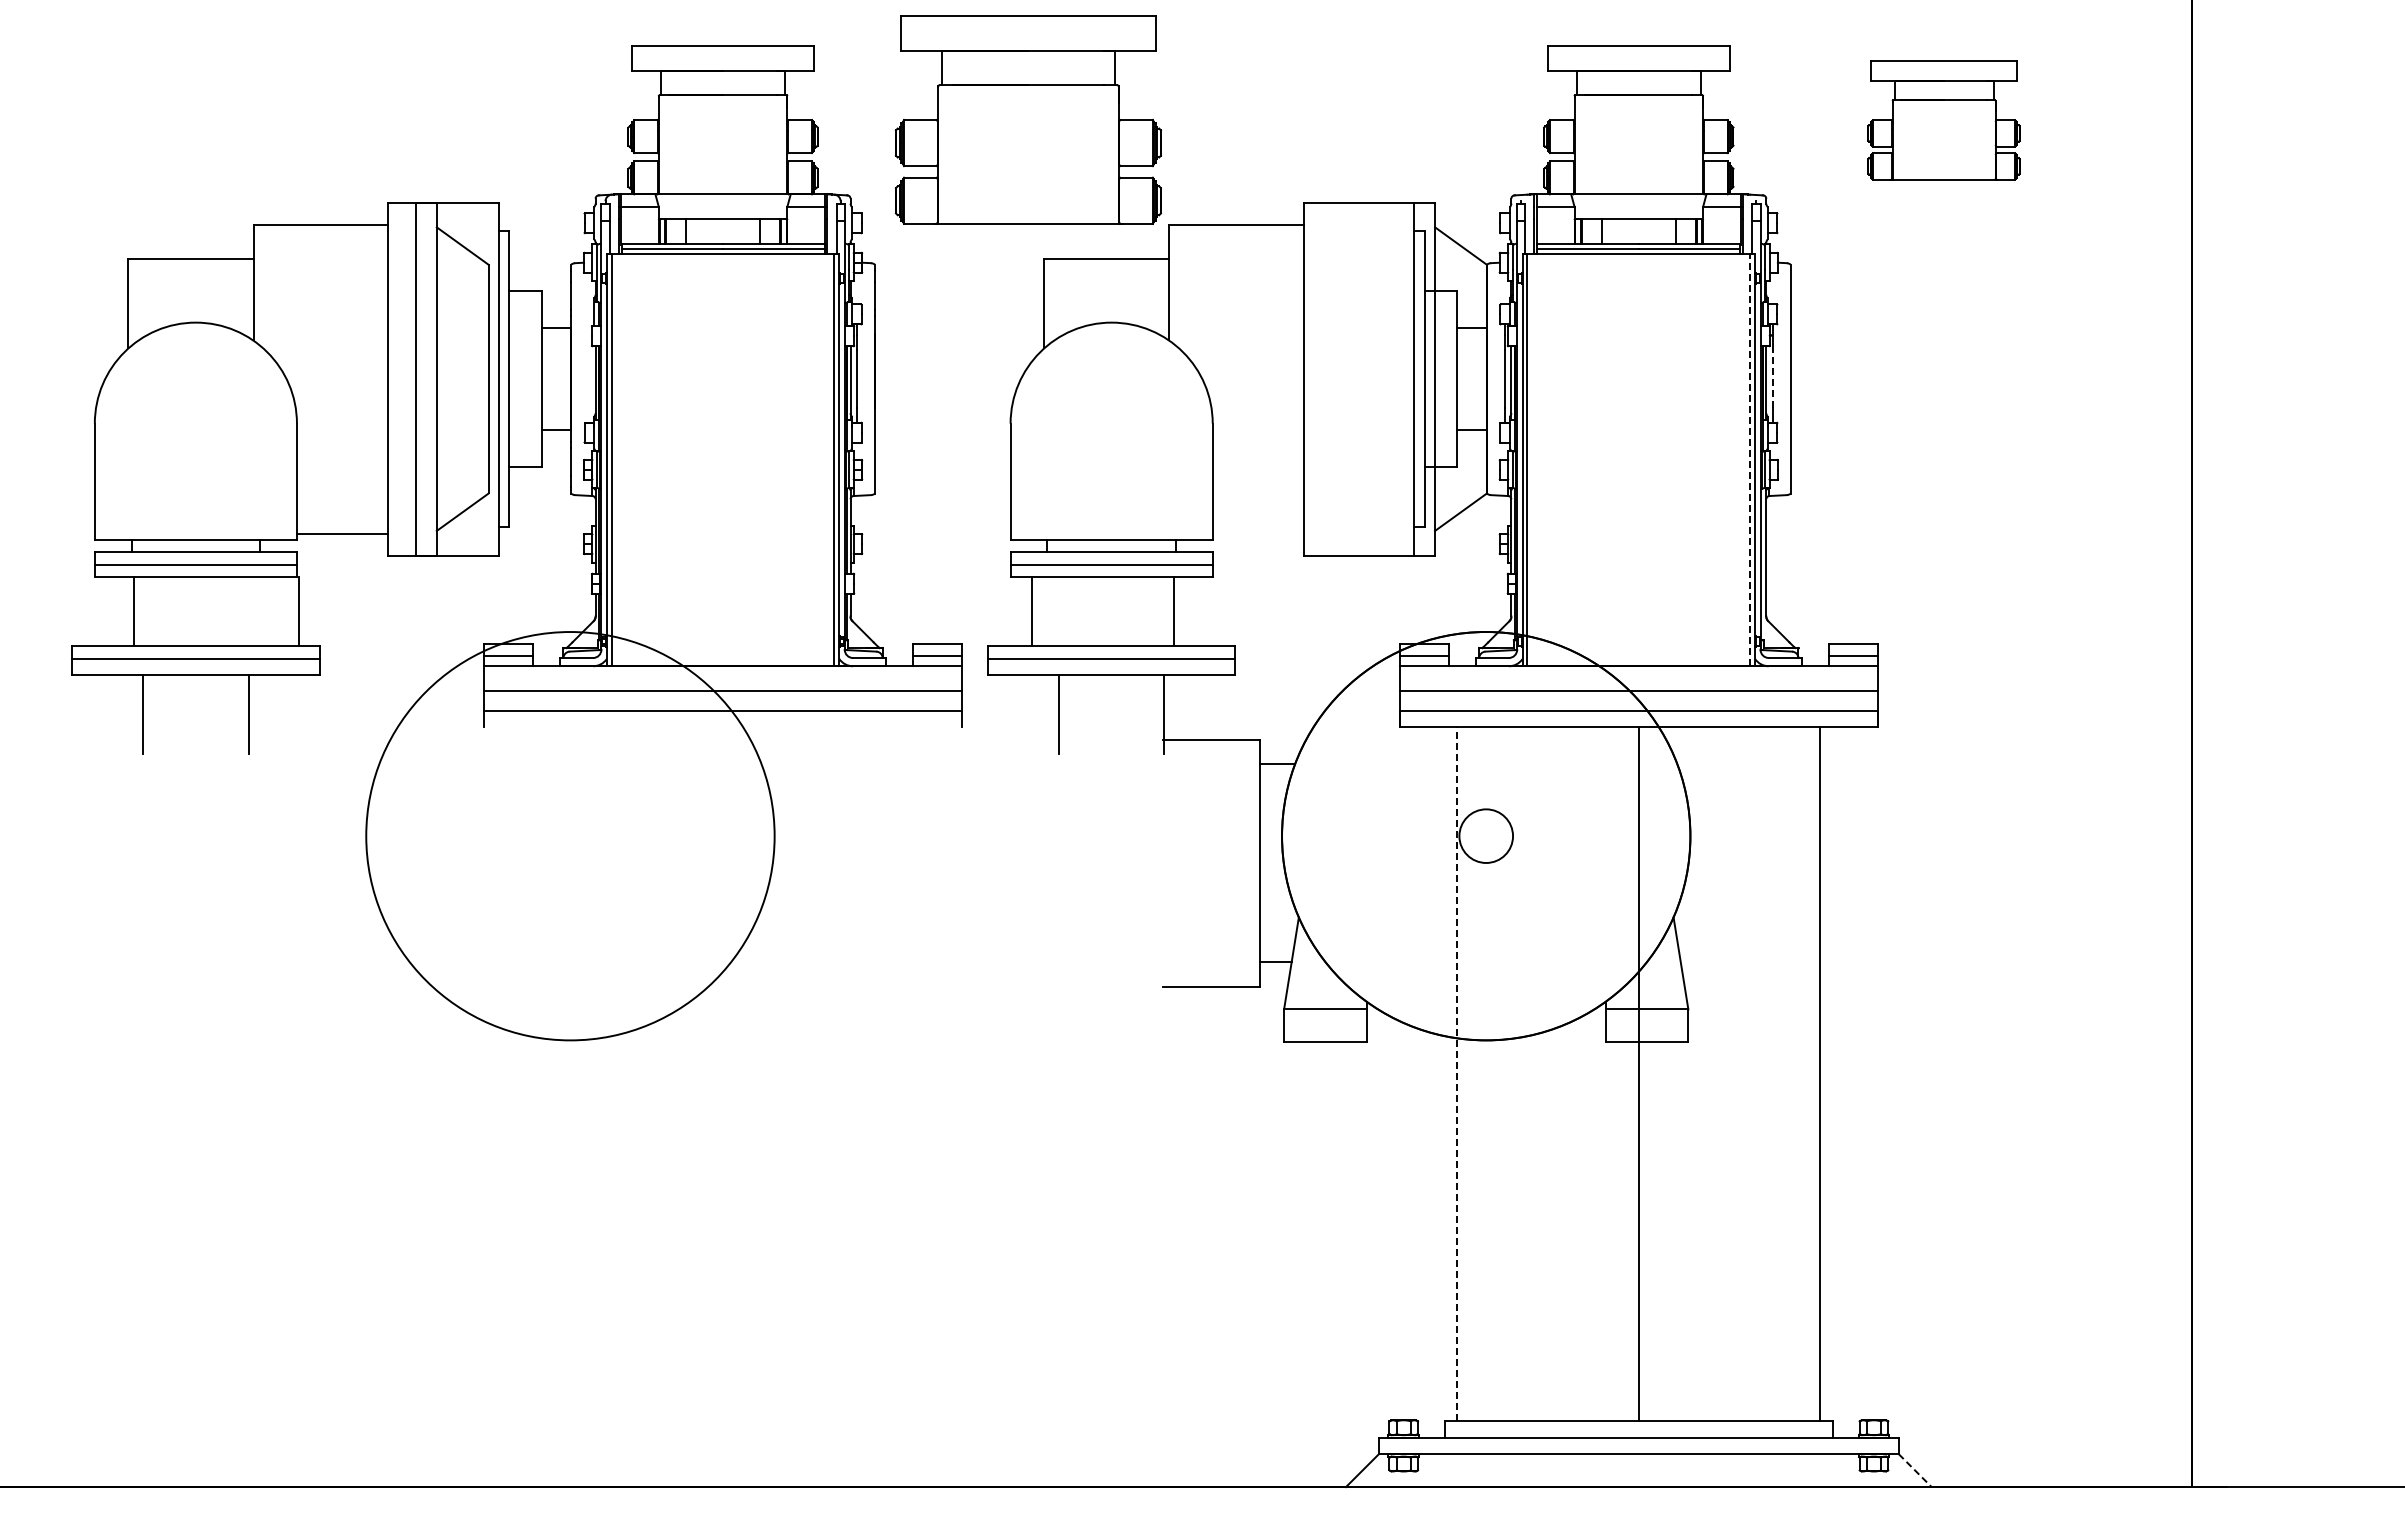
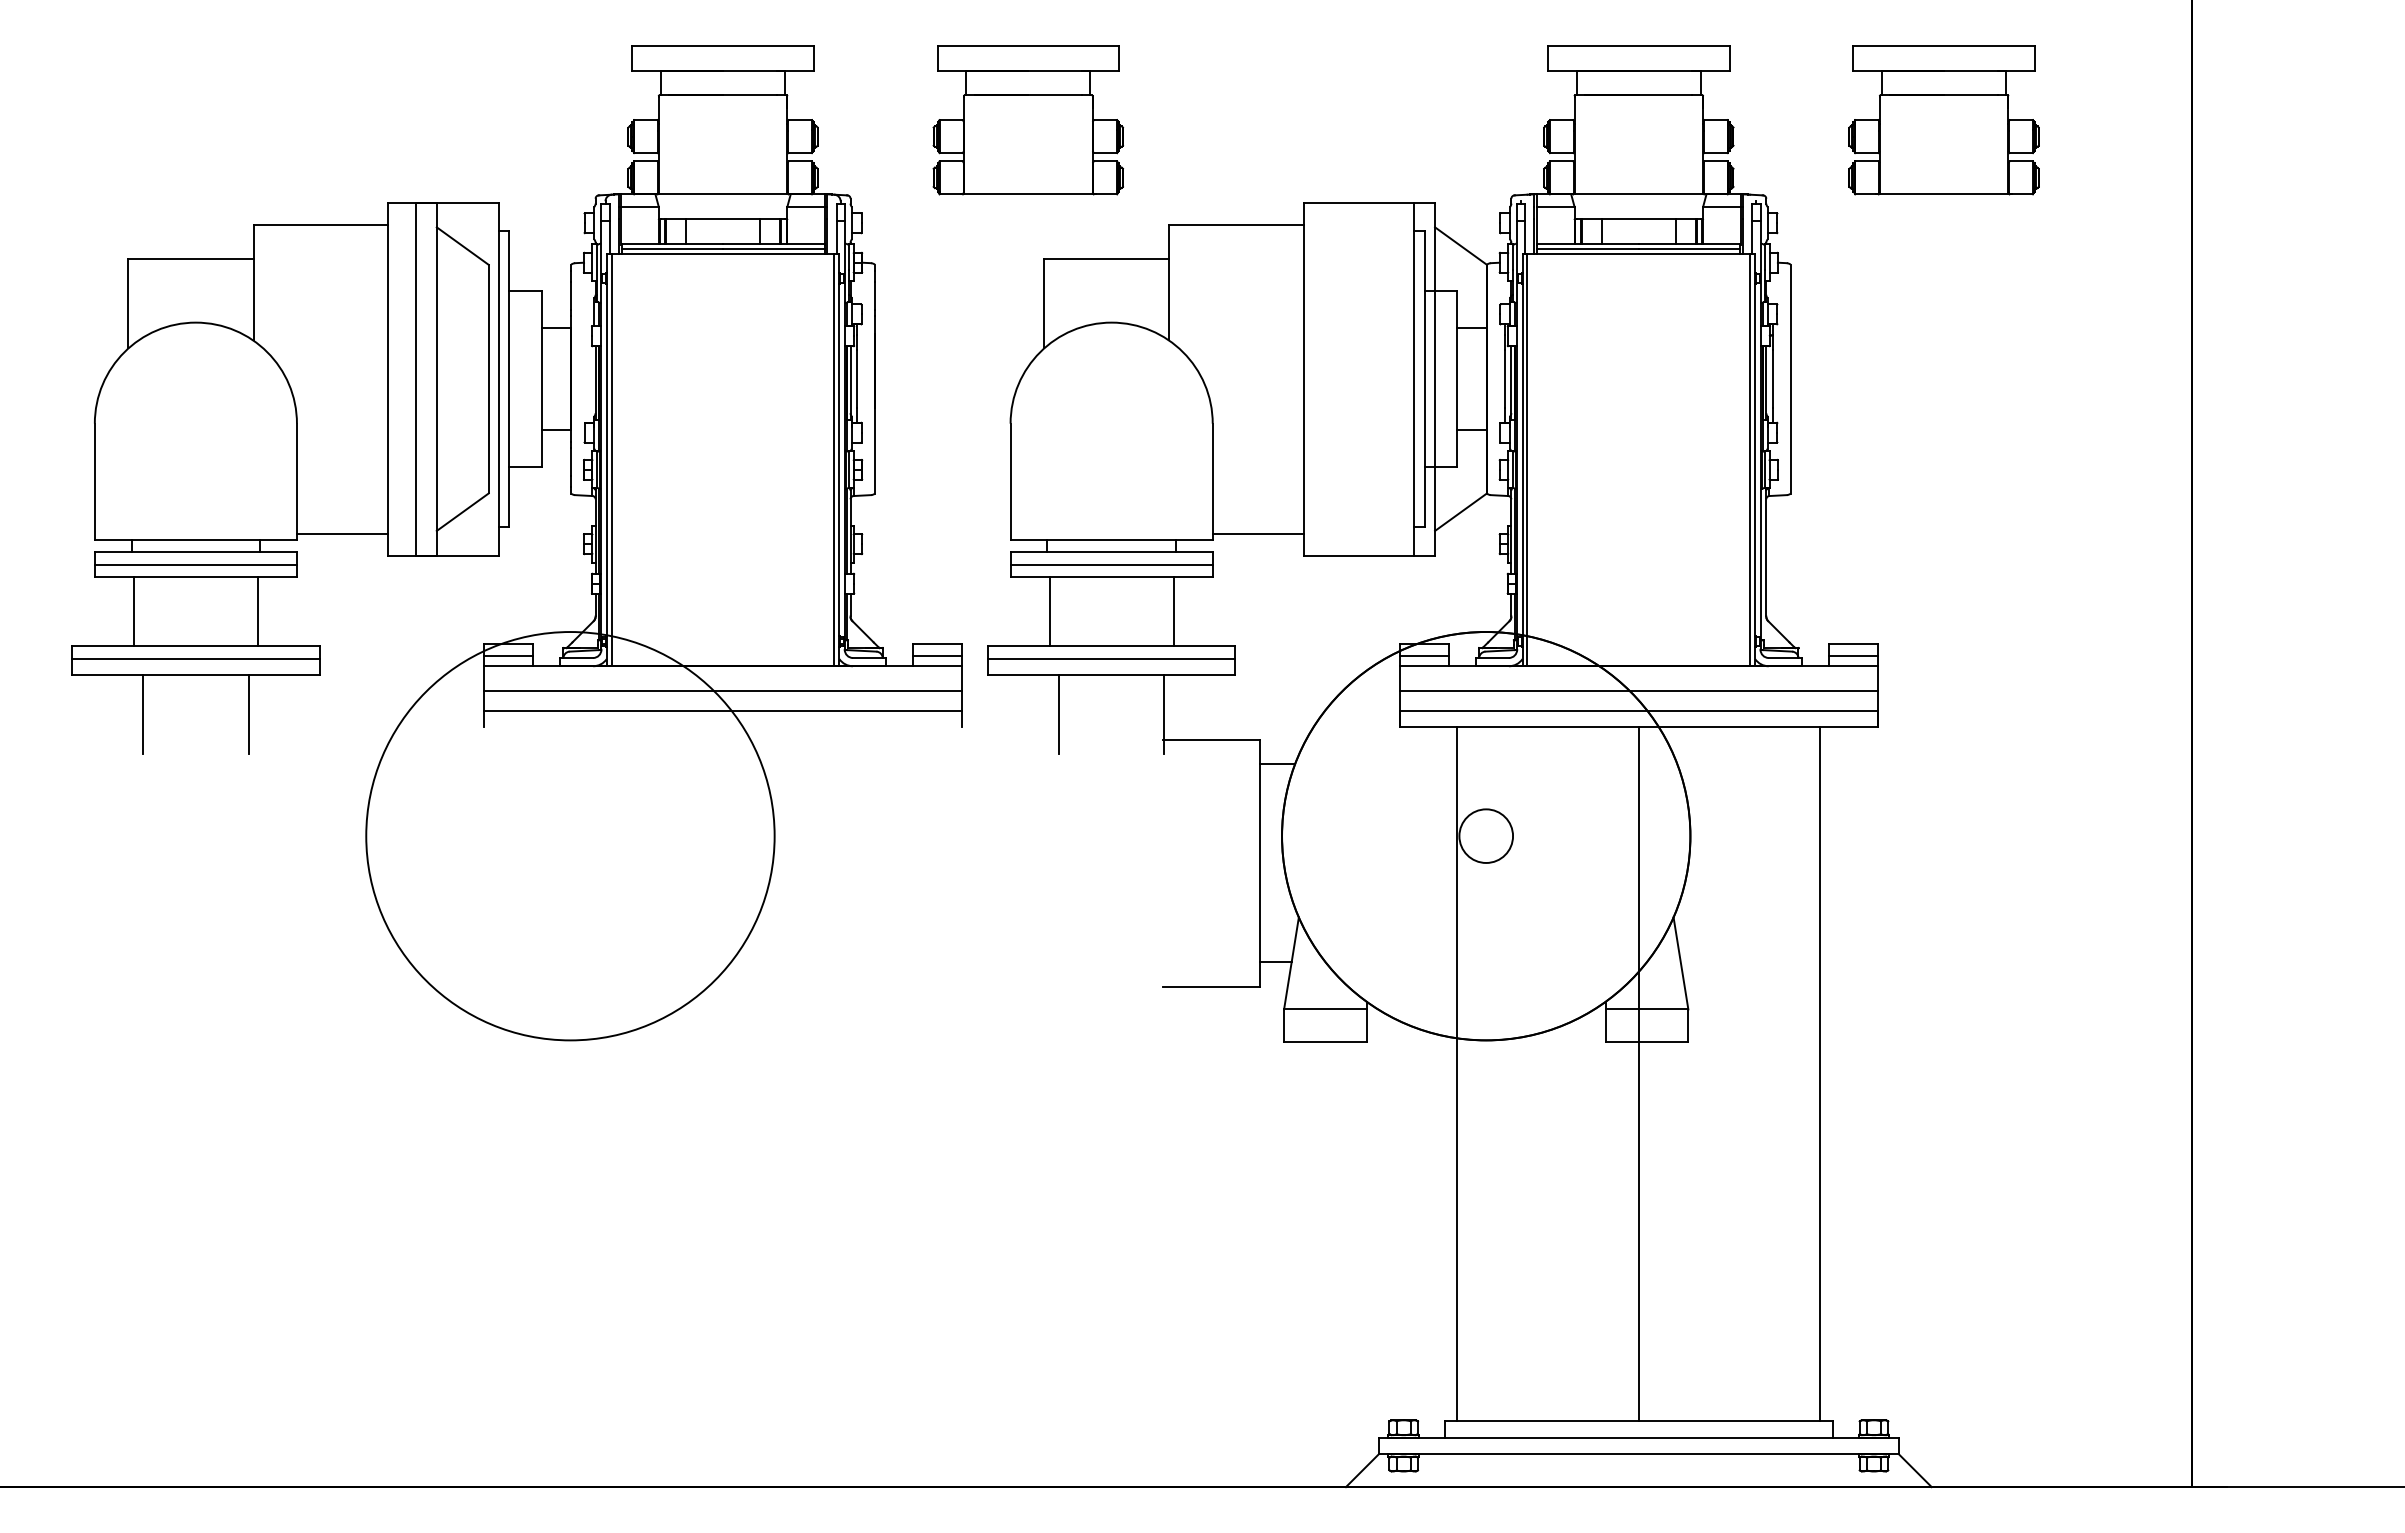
part size: 268x210 px -> 192x151 px (1027, 120)
part size: 154x121 px -> 192x151 px (1943, 120)
line: dashed -> solid (1772, 379)
line: dashed -> solid (1750, 459)
line: none -> present (1257, 533)
line position: (298, 611) -> (257, 611) (257, 611)
line position: (1031, 611) -> (1049, 611) (1049, 611)
line: dashed -> solid (1457, 1074)
line: dashed -> solid (1915, 1470)
